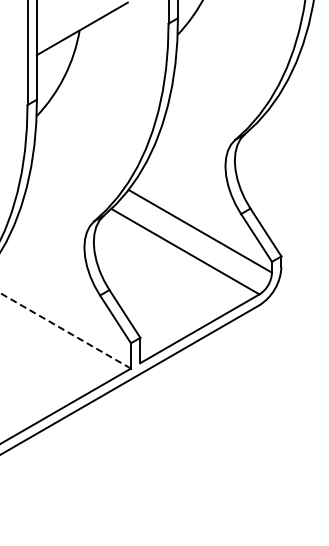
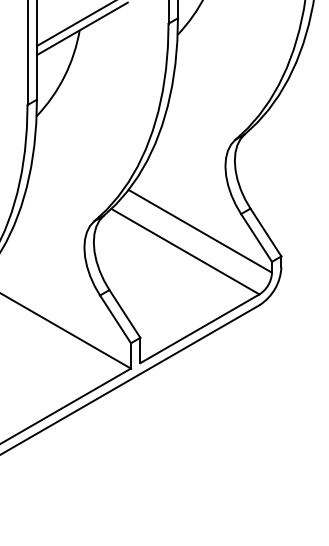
line: none -> present (74, 24)
line: dashed -> solid (65, 330)
